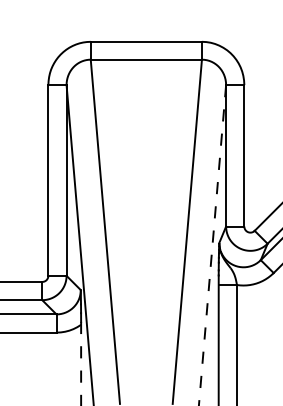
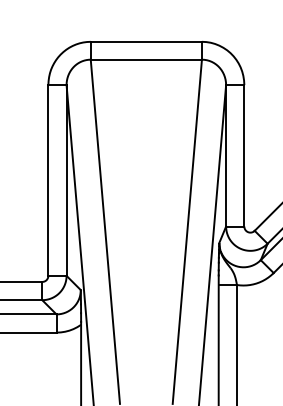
line: dashed -> solid (212, 245)
line: dashed -> solid (81, 363)
